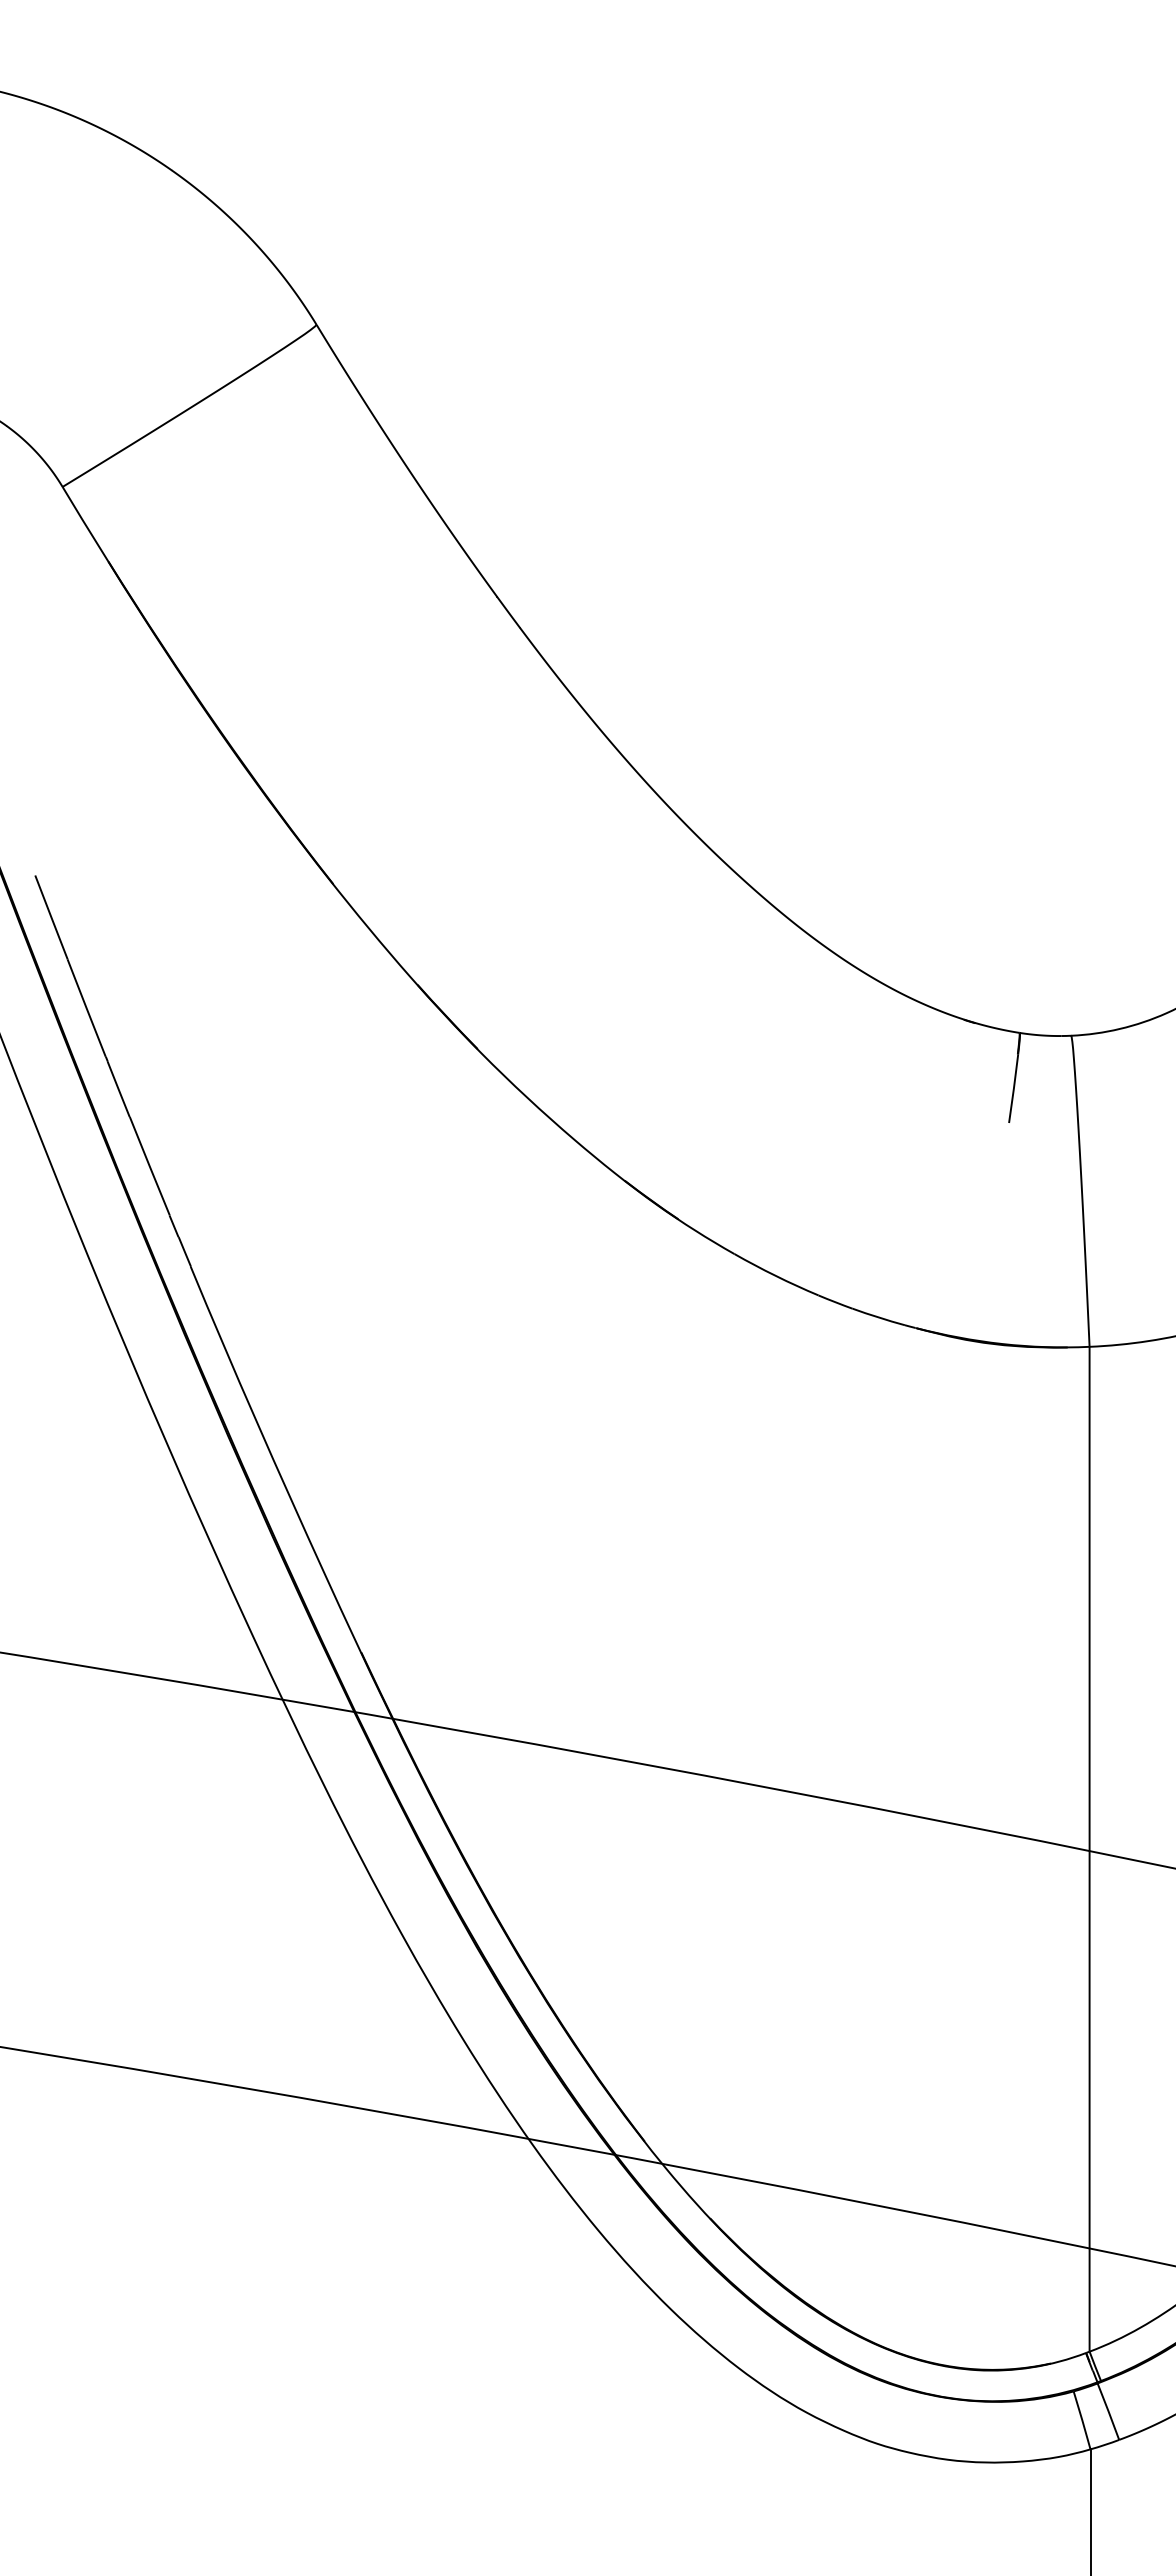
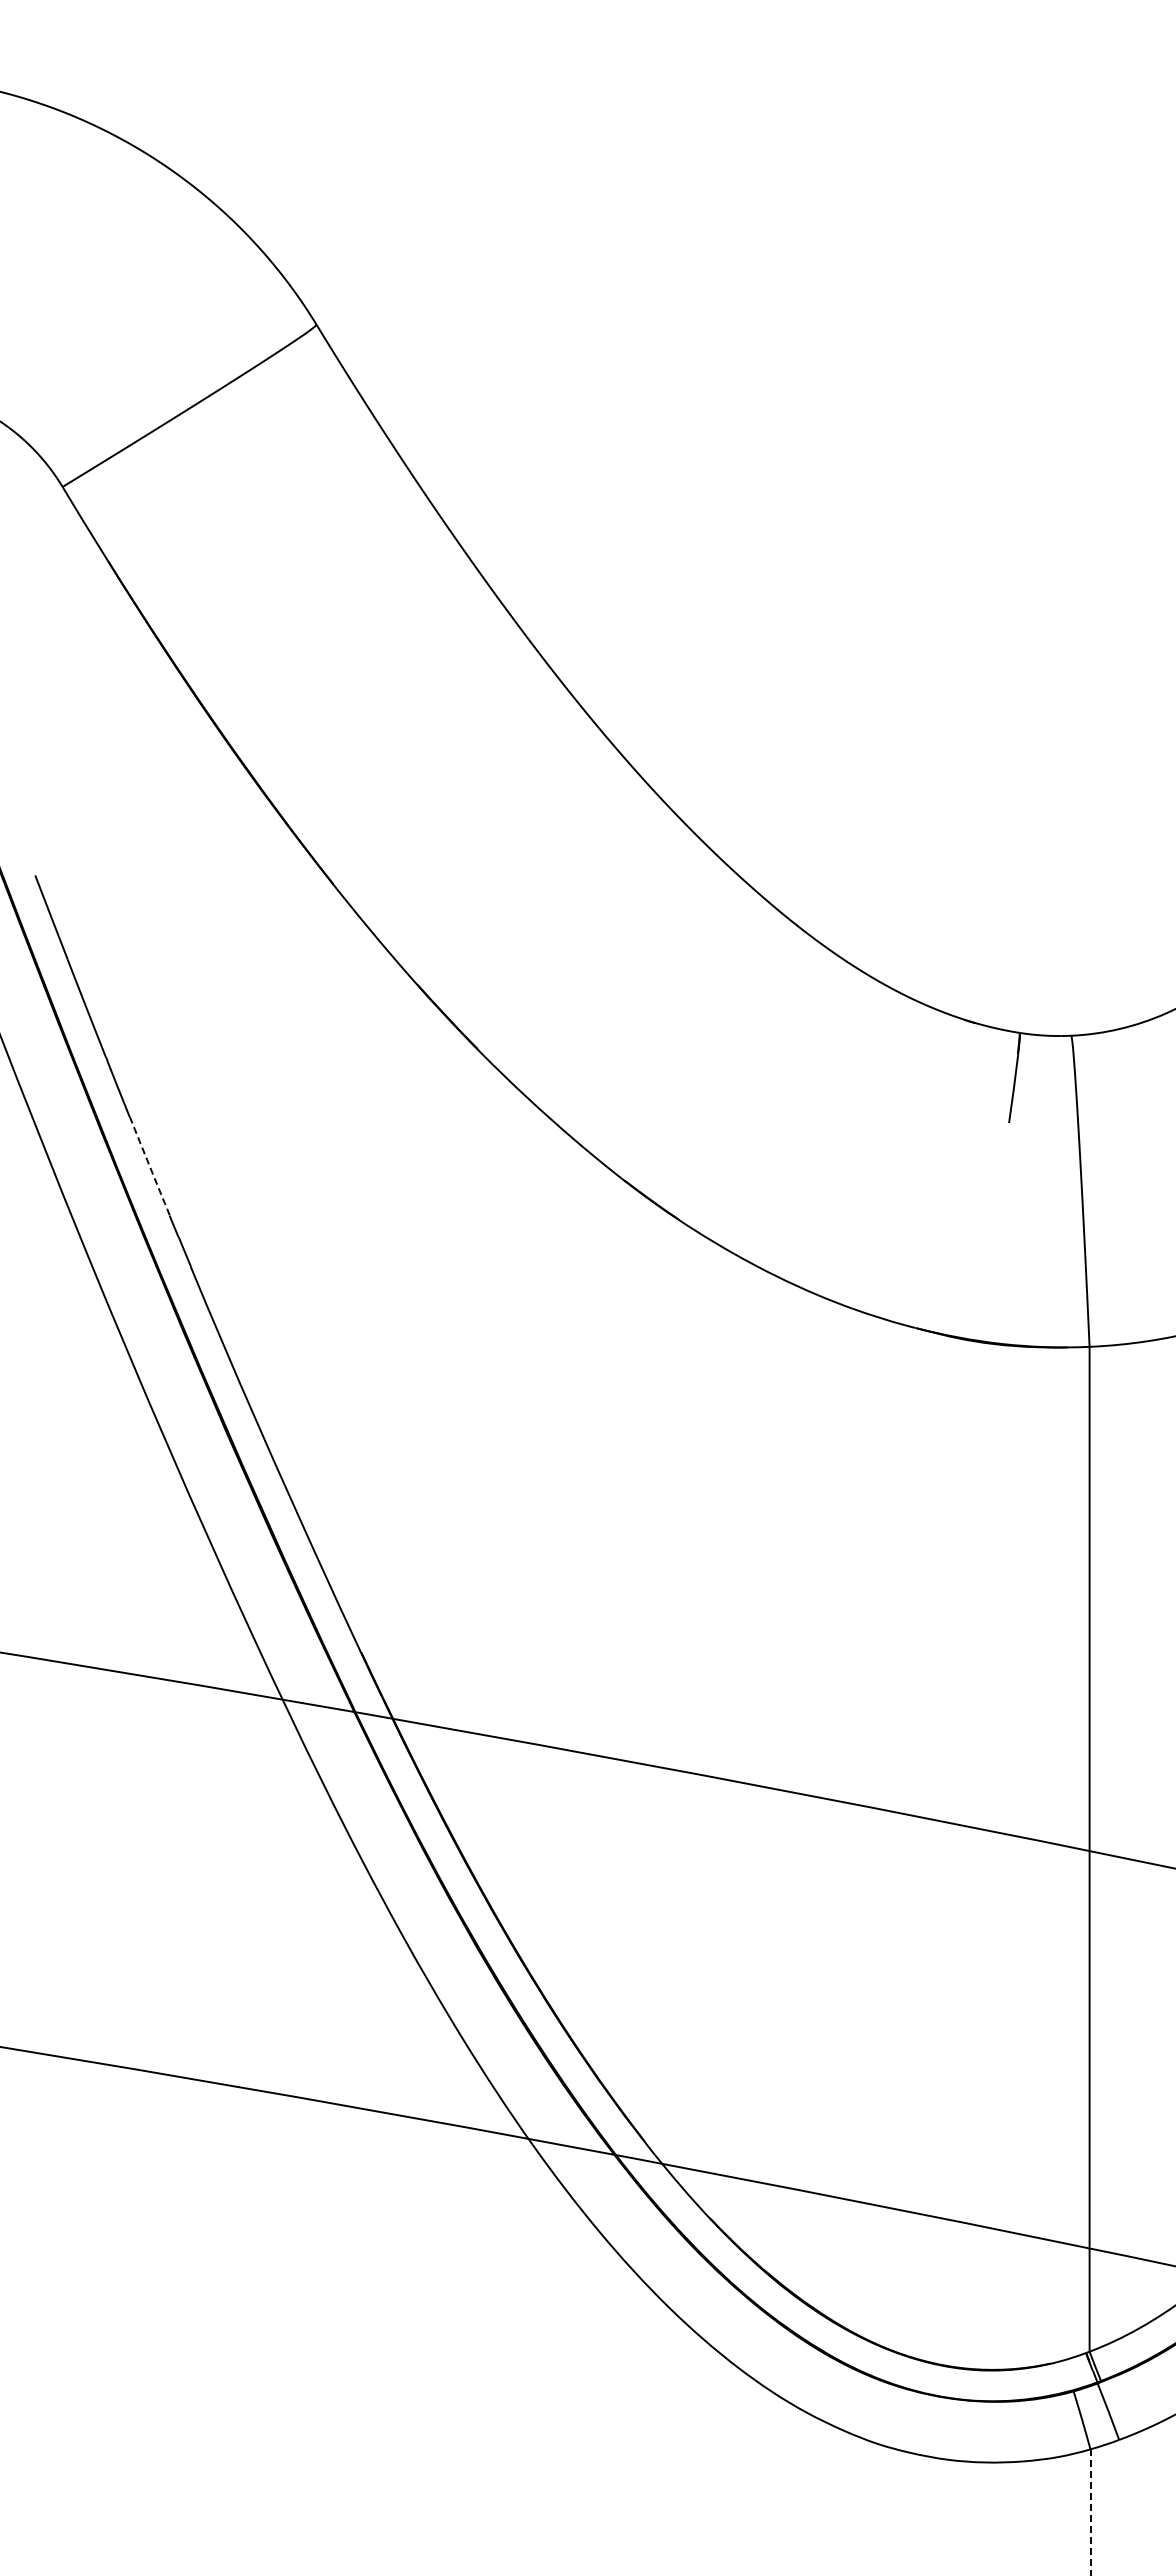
arc: solid -> dashed (149, 1166)
line: solid -> dashed (1090, 2512)
